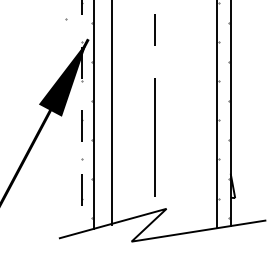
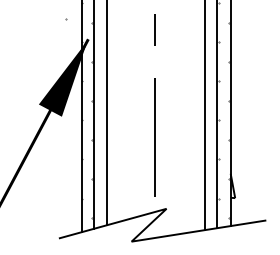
line position: (111, 113) -> (106, 113) (106, 113)
line: dashed -> solid (82, 116)
line: none -> present (204, 116)
